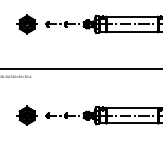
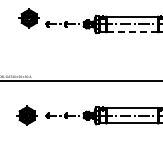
part position: (26, 24) -> (28, 18) (28, 18)
line: solid -> dashed (132, 32)
line position: (80, 69) -> (80, 81) (80, 81)
